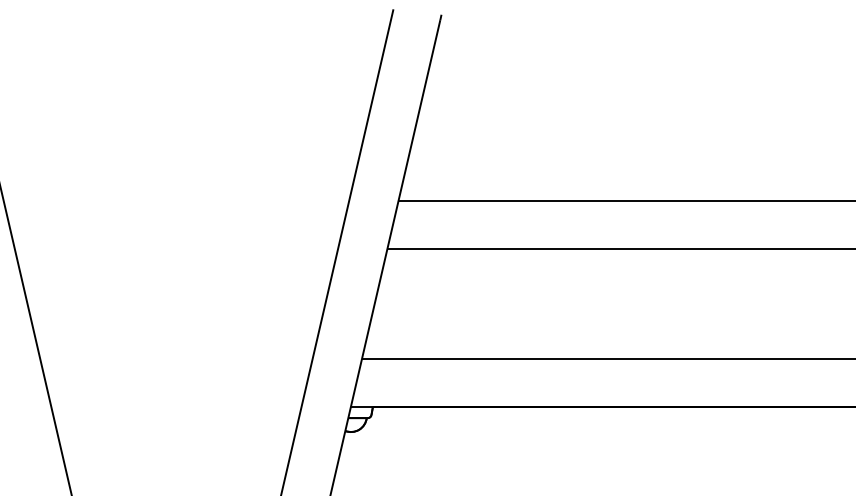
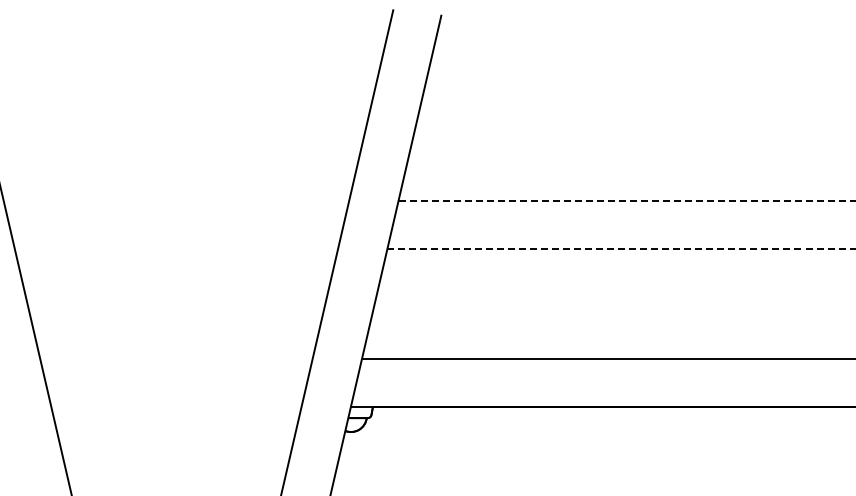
line: solid -> dashed (627, 200)
line: solid -> dashed (622, 248)
